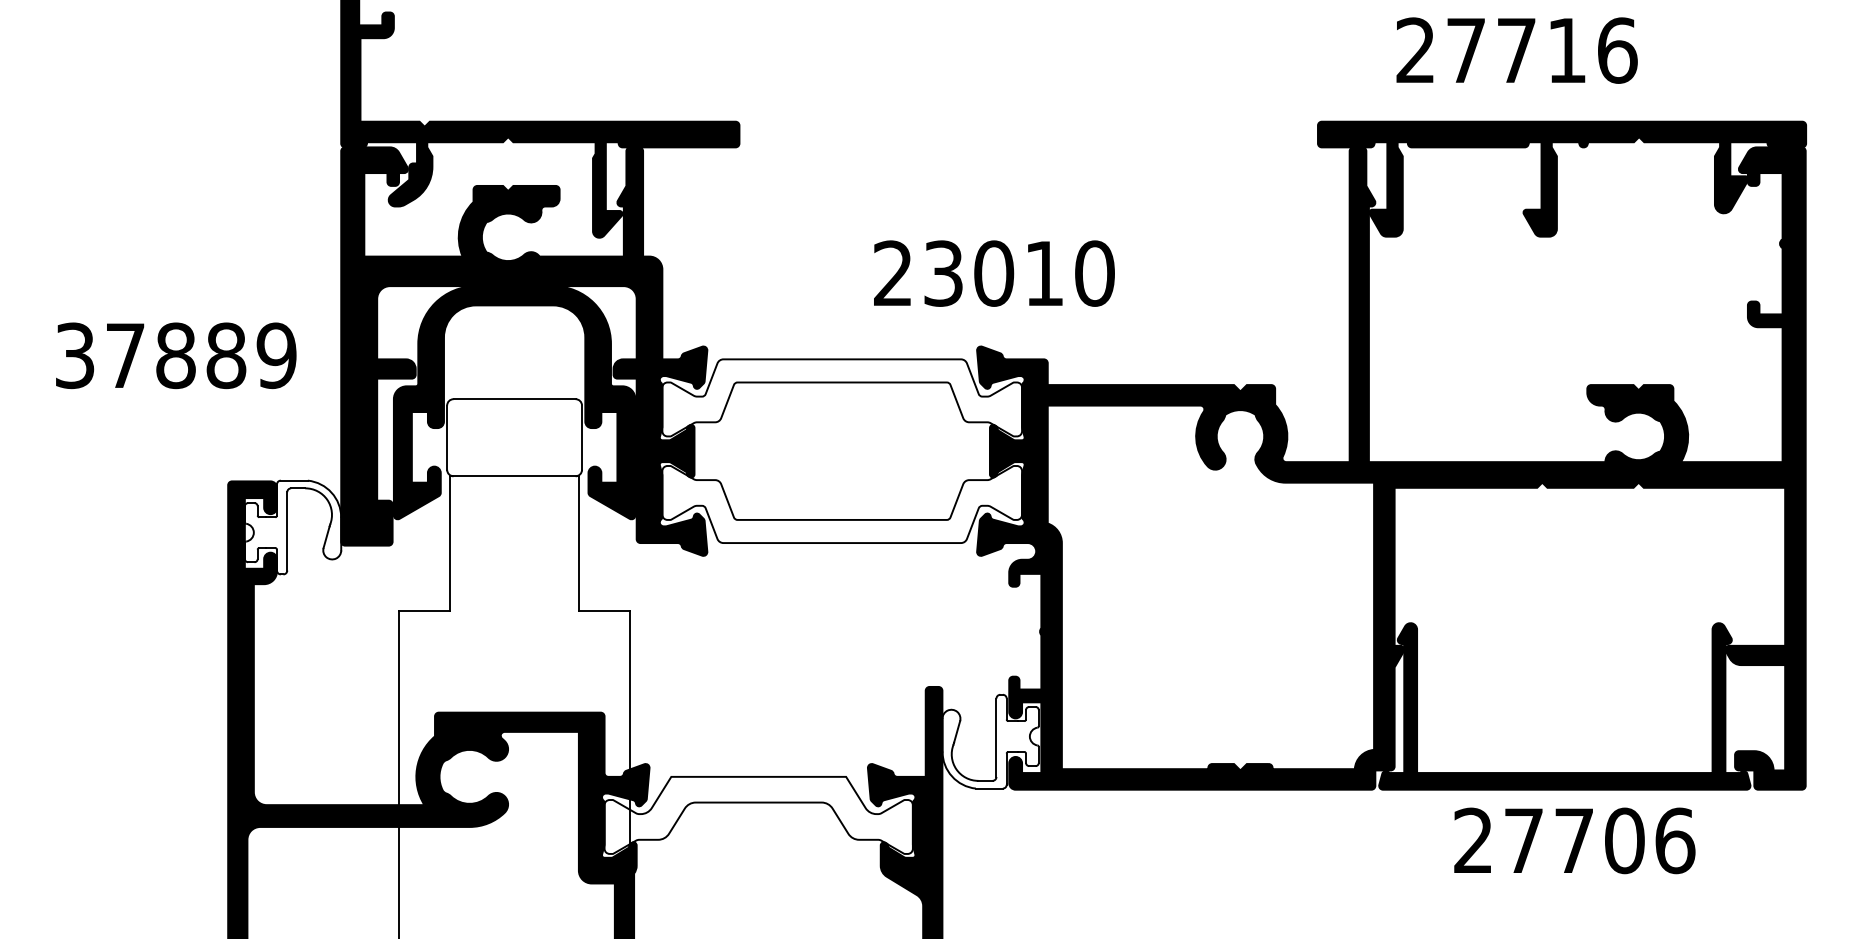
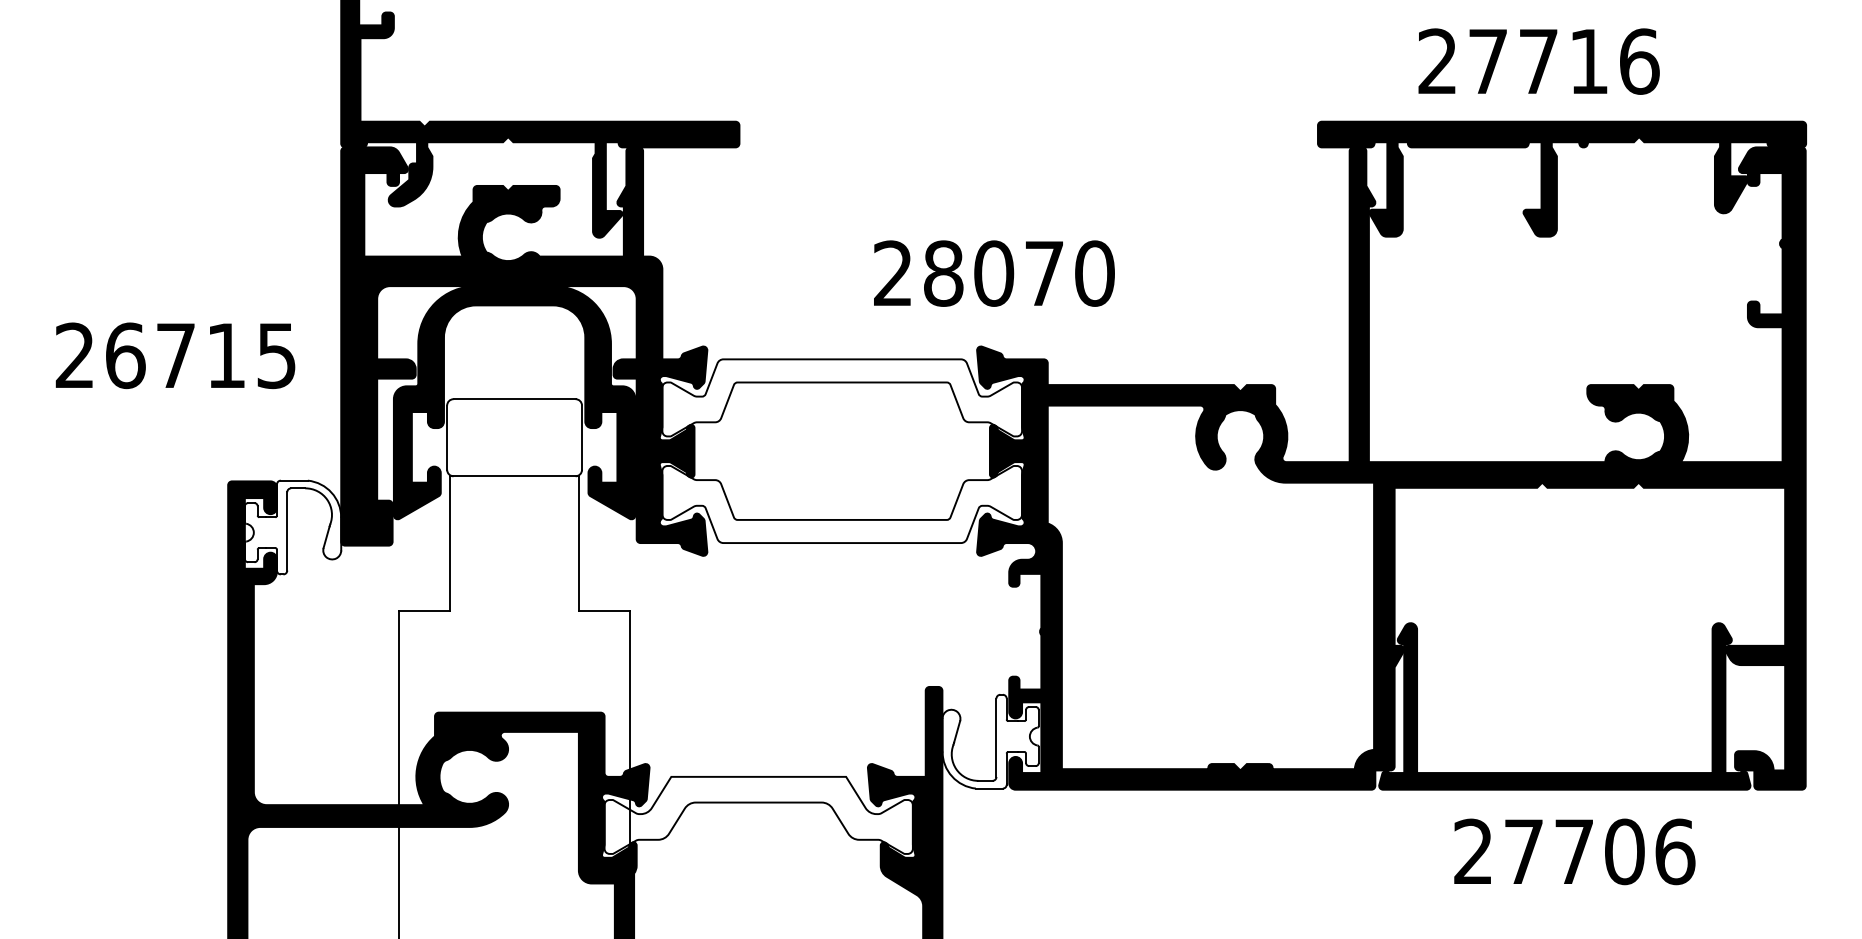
text position: (1516, 50) -> (1538, 61) (1538, 61)
text: 23010 -> 28070 (993, 273)
text: 37889 -> 26715 (175, 355)
text position: (1574, 840) -> (1574, 851) (1574, 851)
